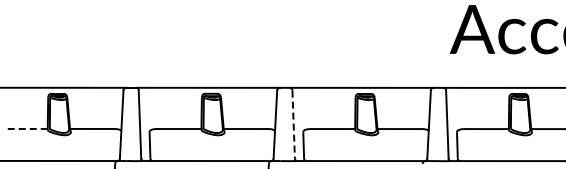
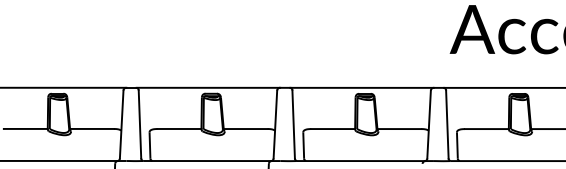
line: dashed -> solid (293, 124)
line: dashed -> solid (25, 128)
